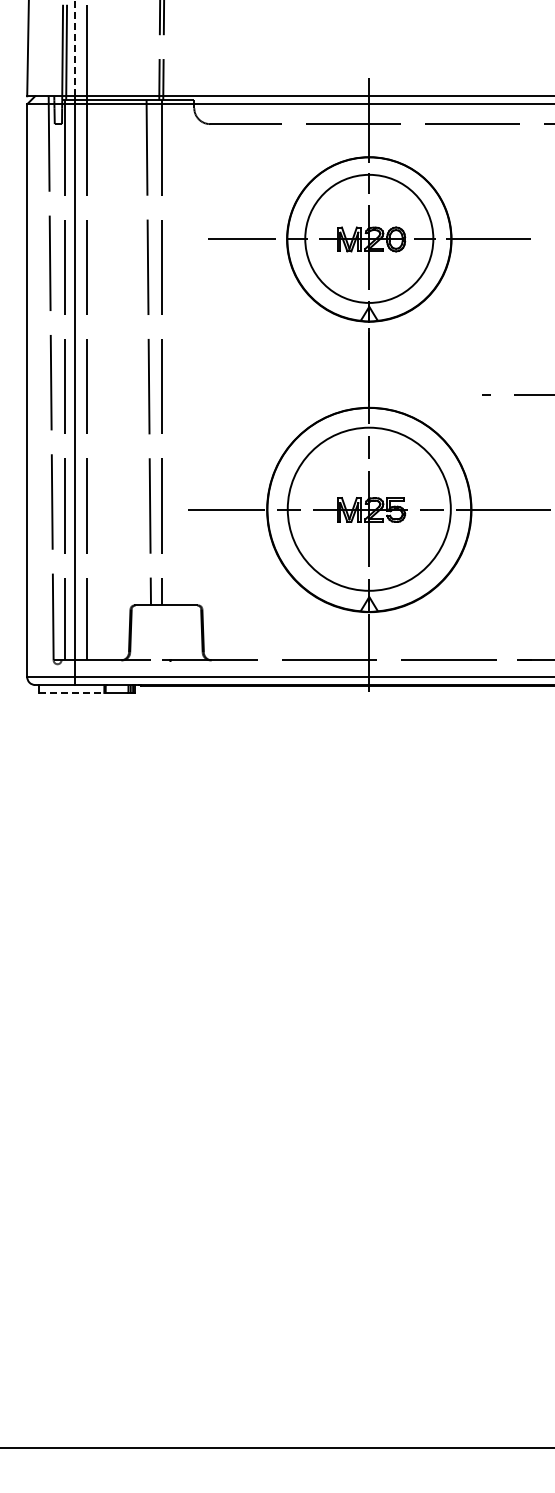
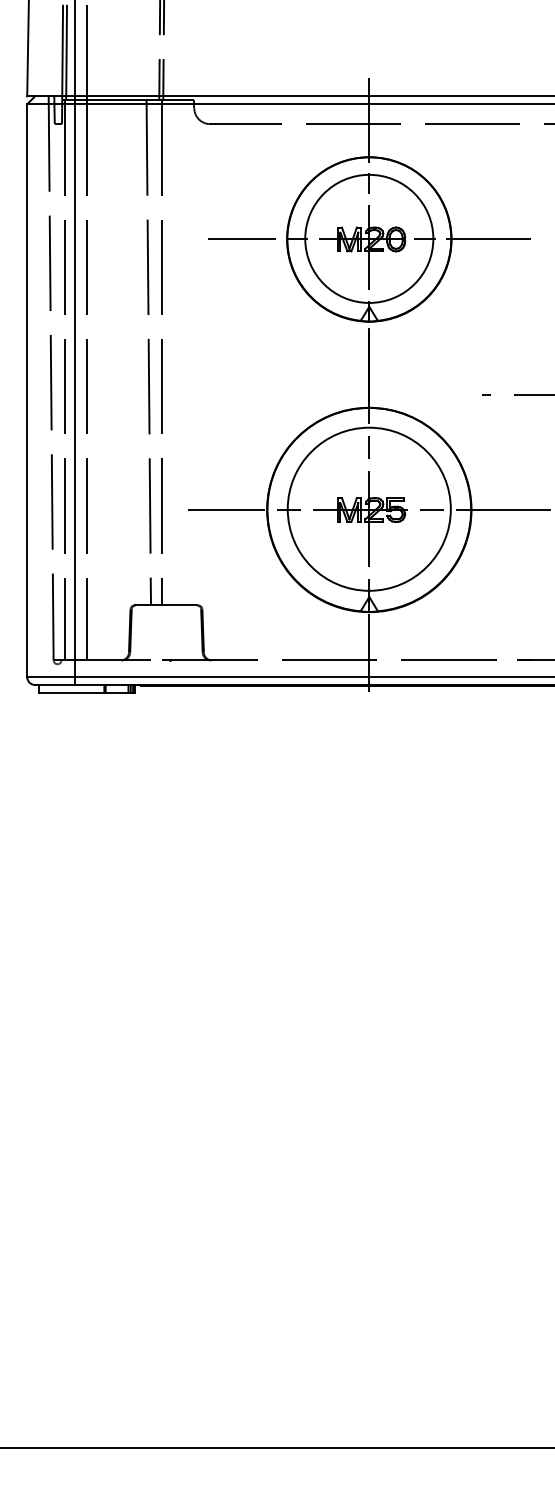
line: dashed -> solid (74, 48)
line: dashed -> solid (71, 692)
